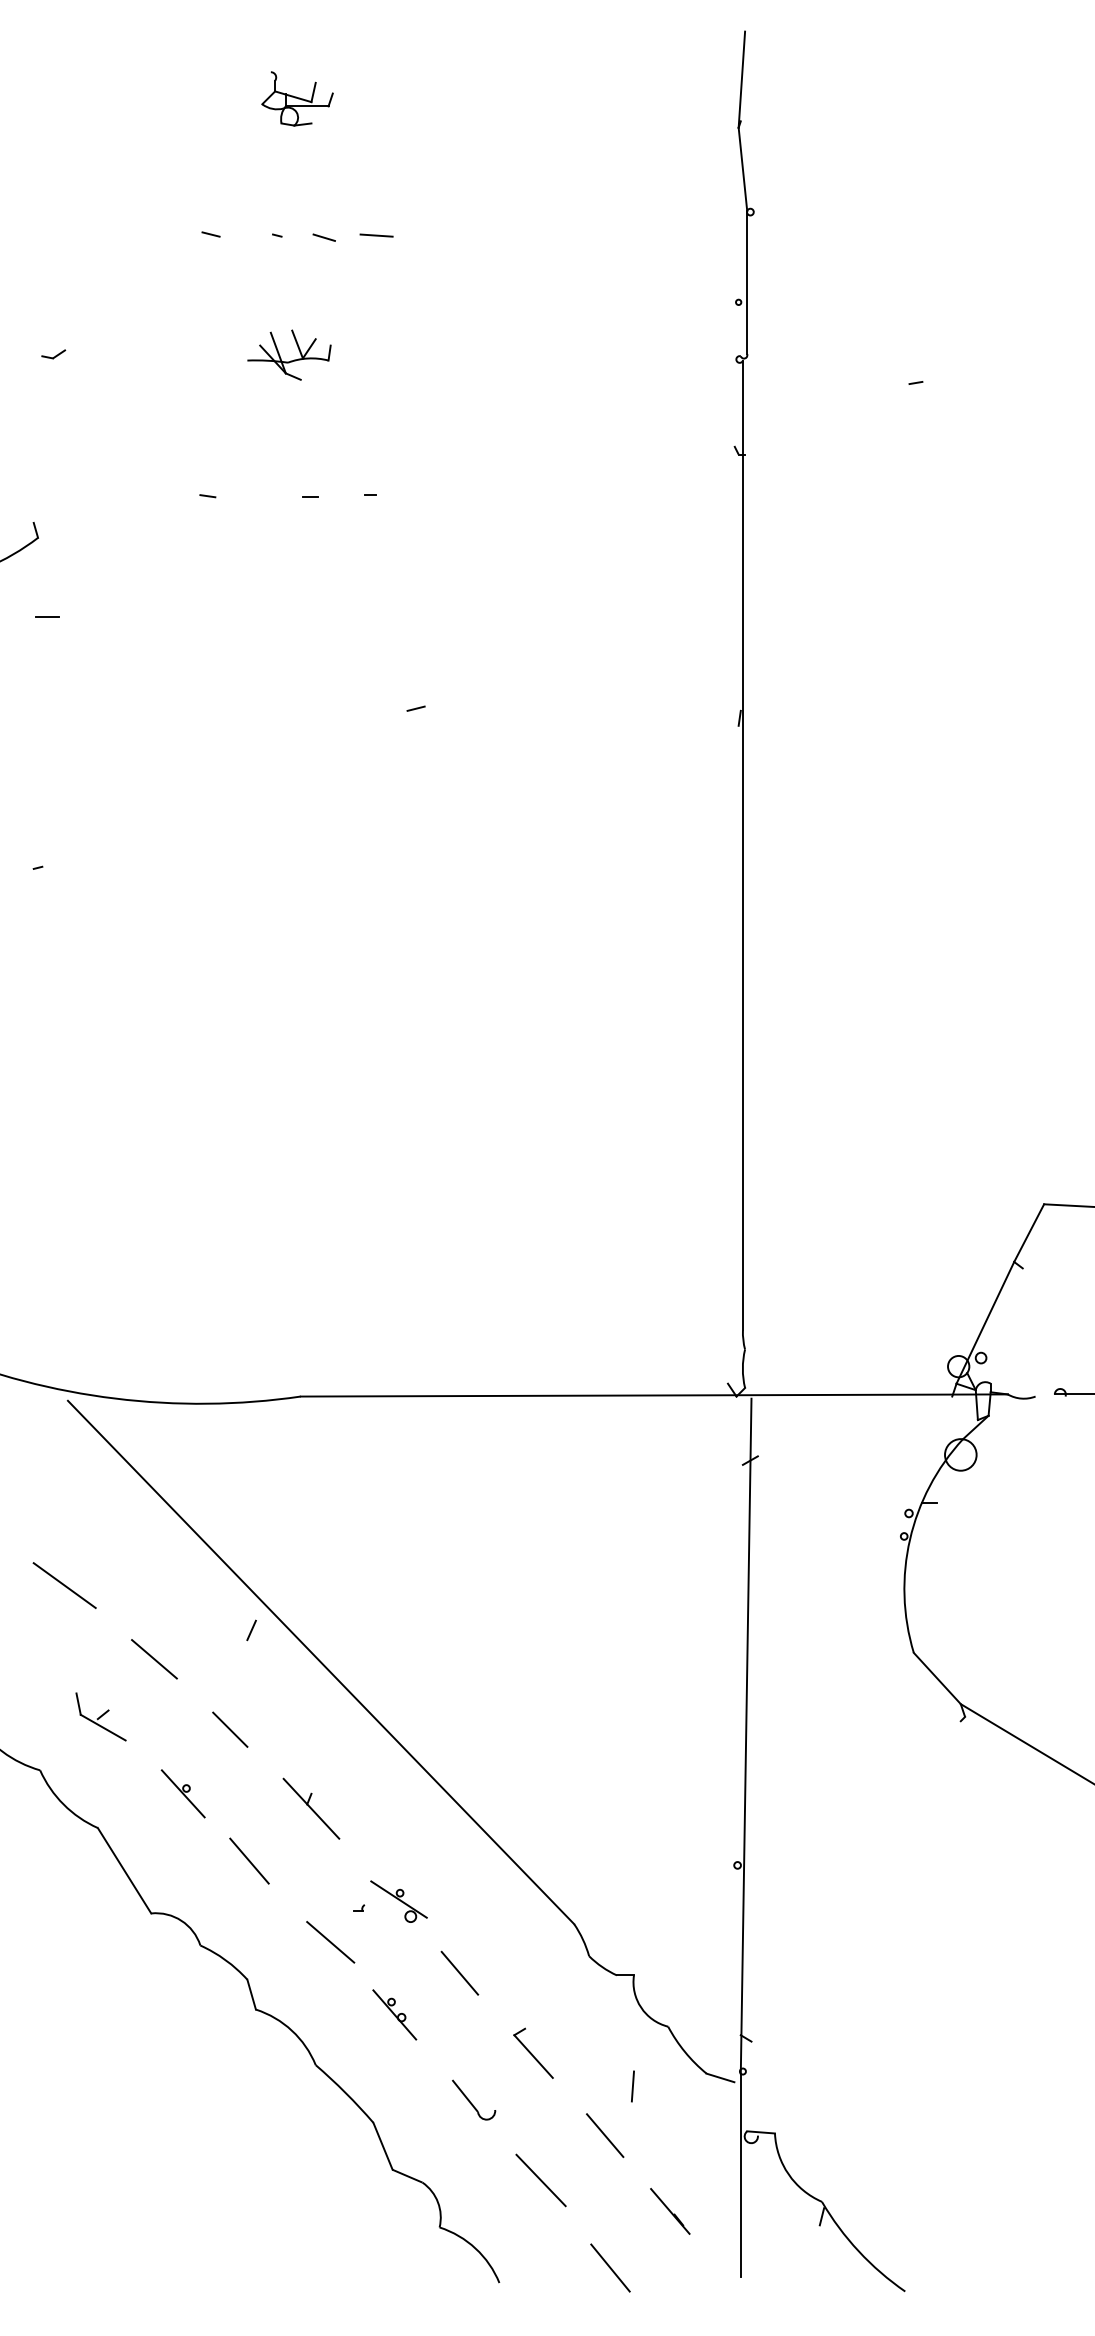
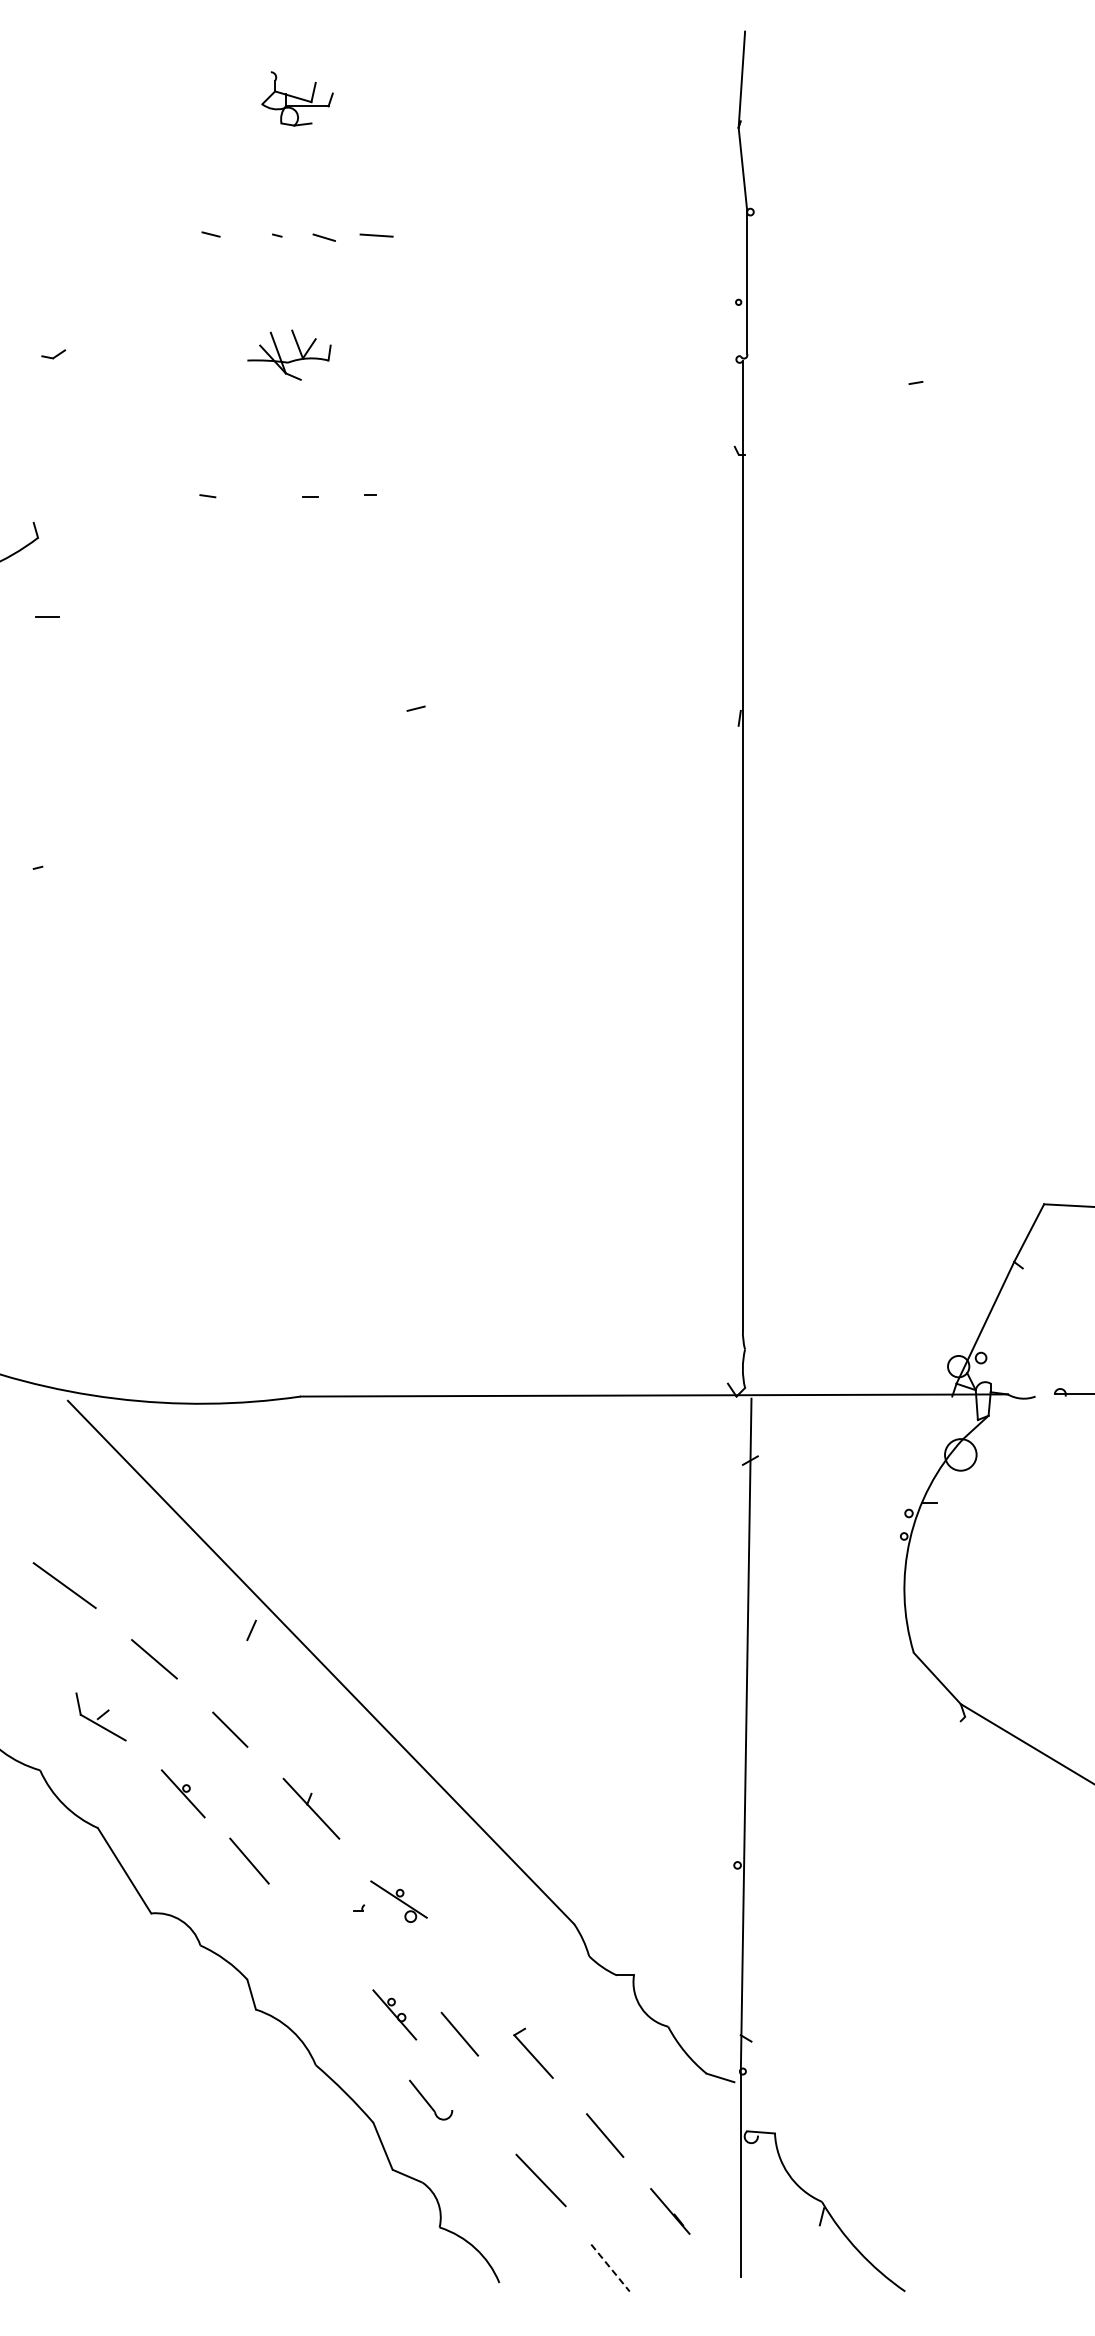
line: present -> none (330, 1942)
line position: (459, 1972) -> (459, 2033) (459, 2033)
line: present -> none (632, 2086)
part position: (474, 2099) -> (431, 2099) (431, 2099)
line: solid -> dashed (610, 2268)
